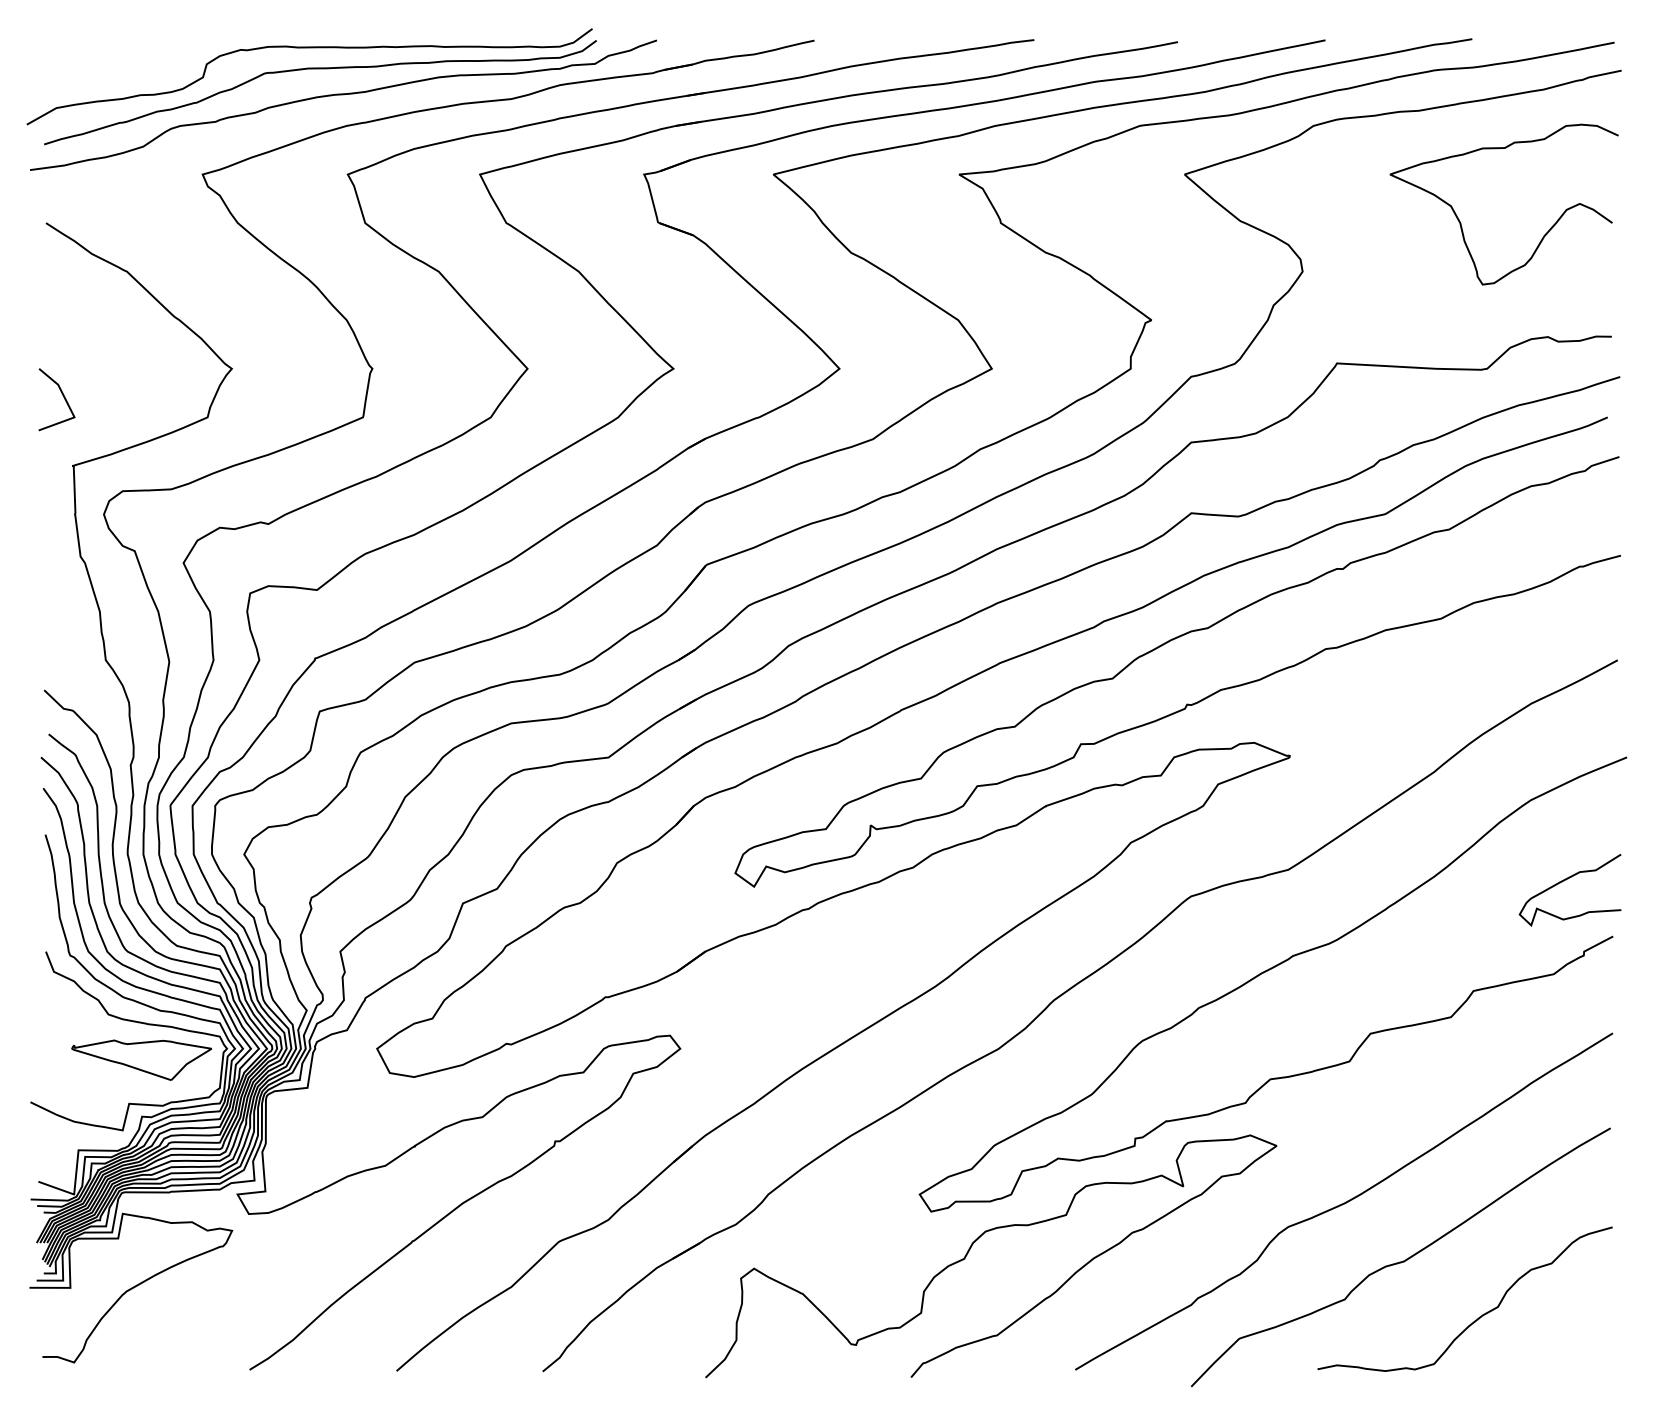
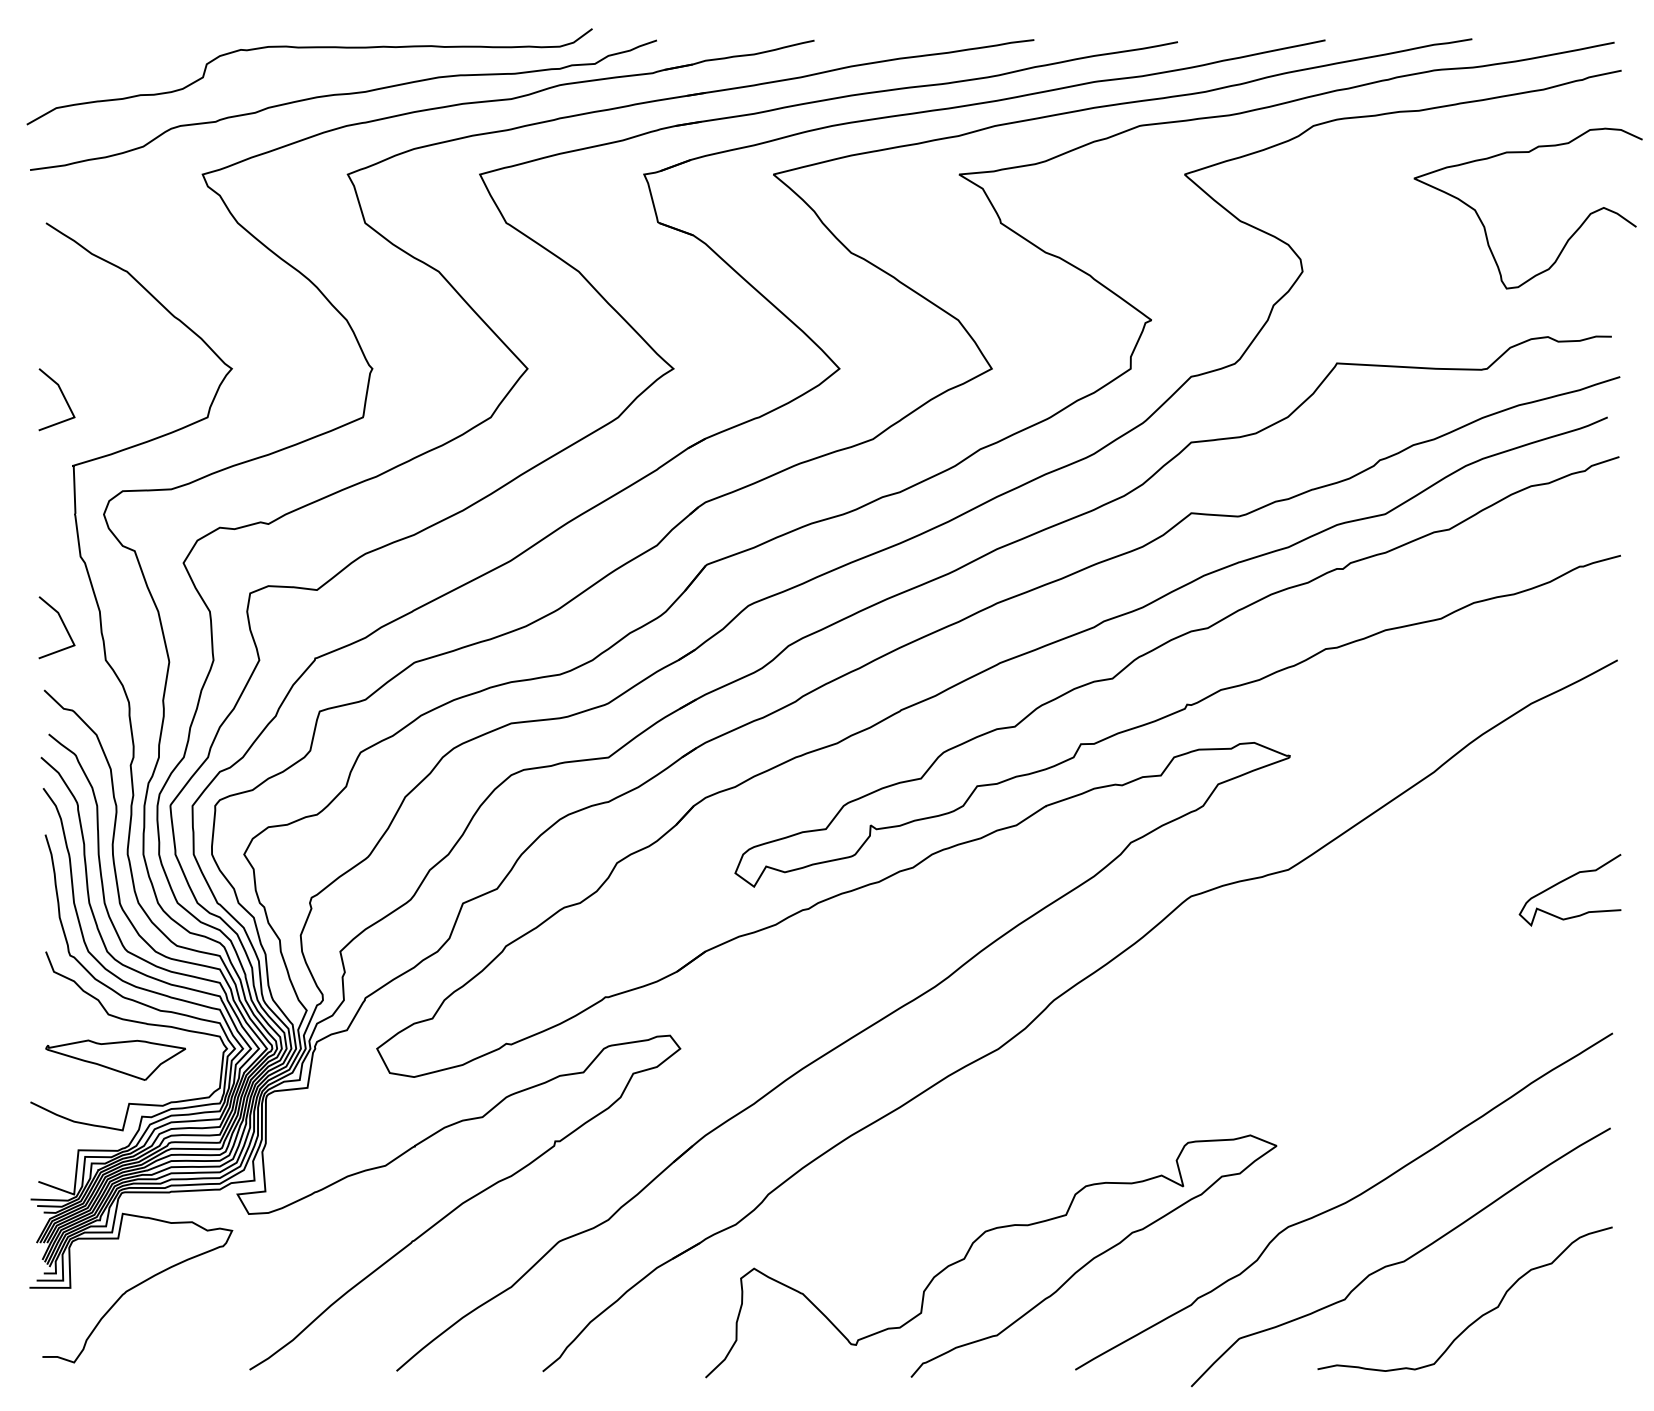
curve: present -> none (320, 69)
curve position: (1461, 223) -> (1485, 227) (1485, 227)
curve: none -> present (62, 623)
curve: present -> none (1265, 972)
part position: (141, 1059) -> (115, 1059) (115, 1059)
